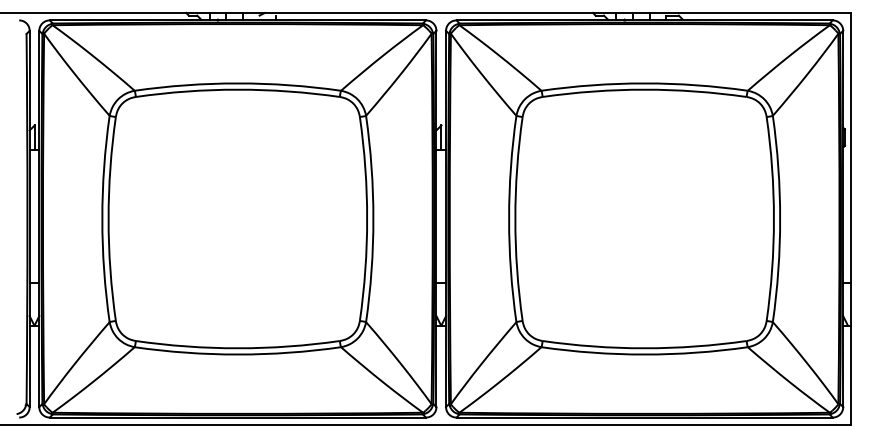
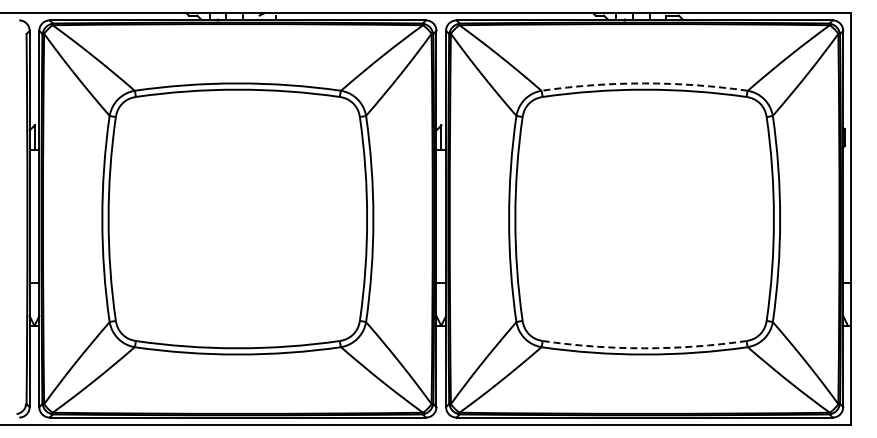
arc: solid -> dashed (644, 83)
arc: solid -> dashed (644, 348)
